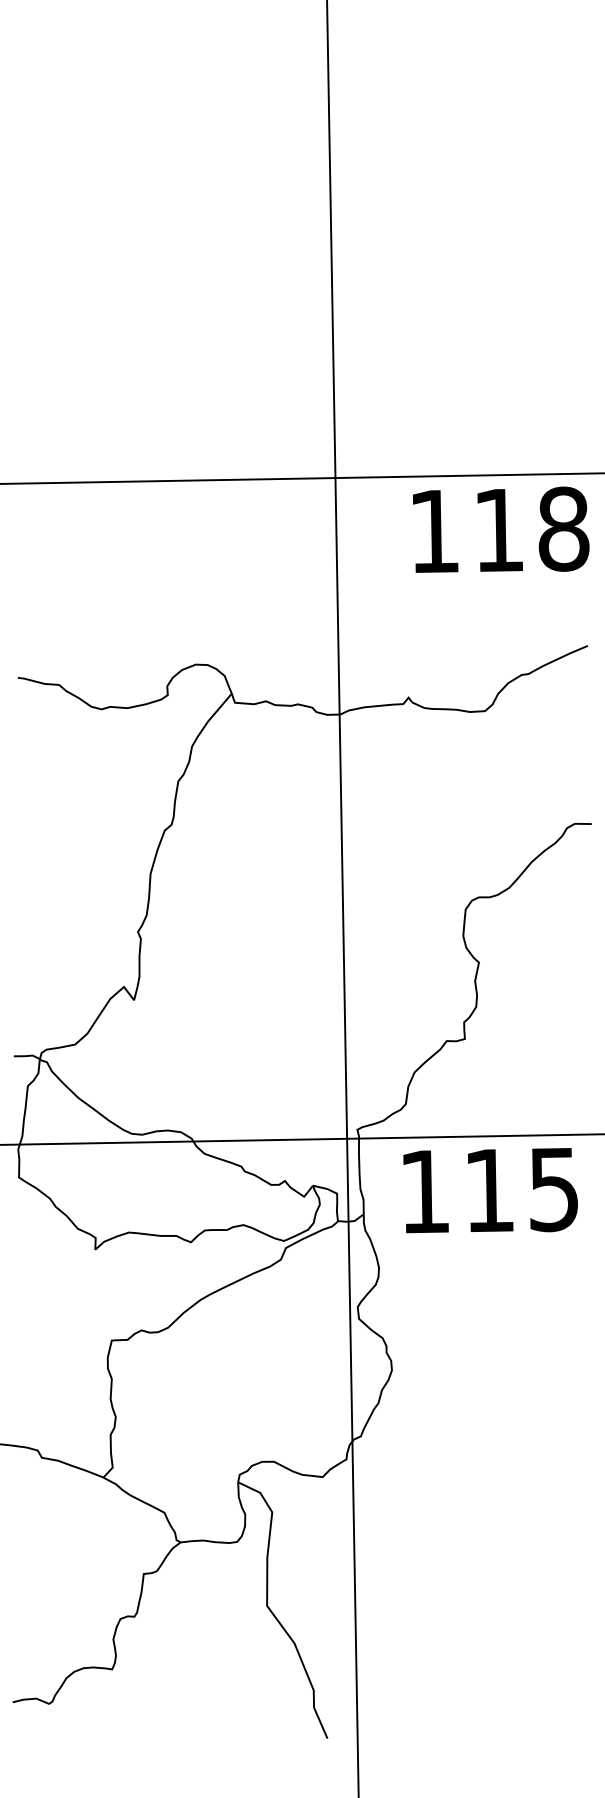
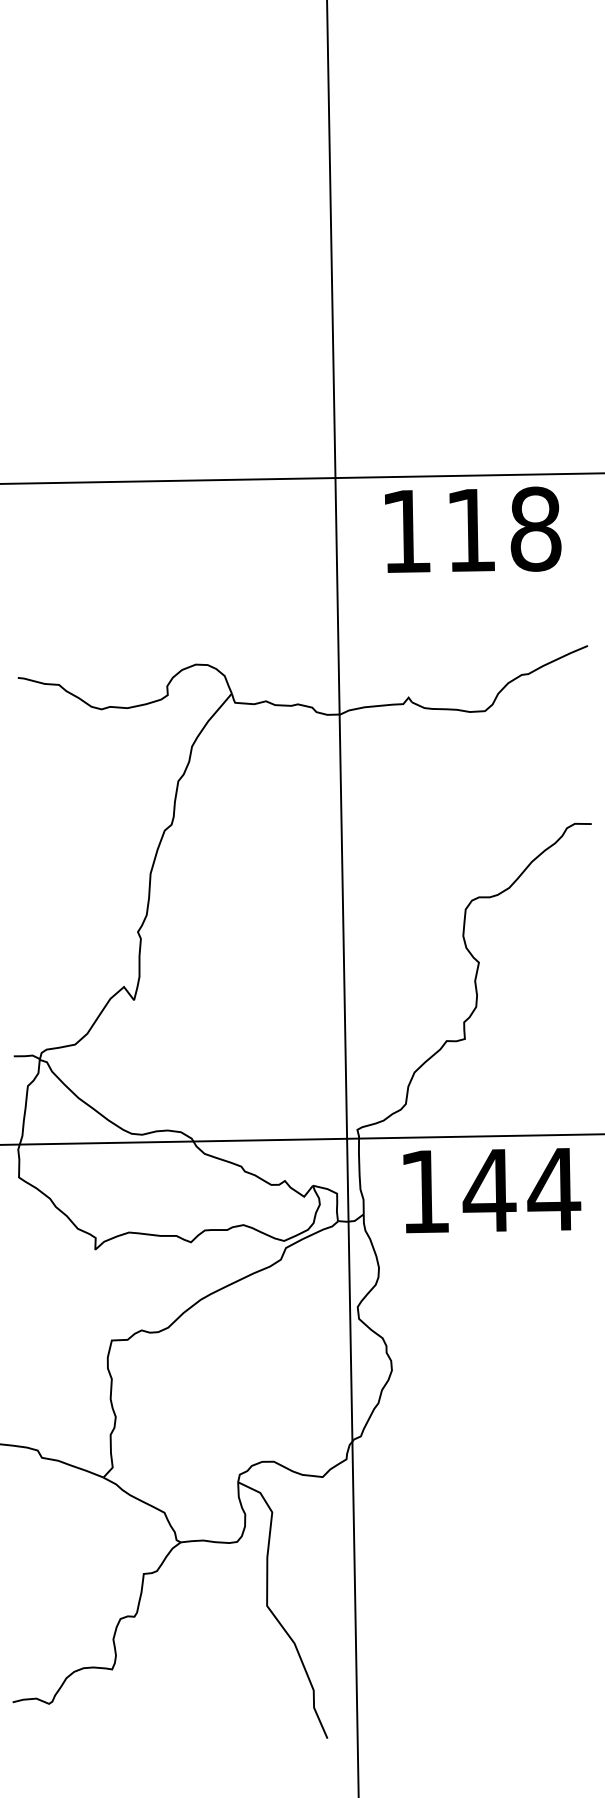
text position: (501, 529) -> (473, 529) (473, 529)
text: 115 -> 144 (521, 1190)
